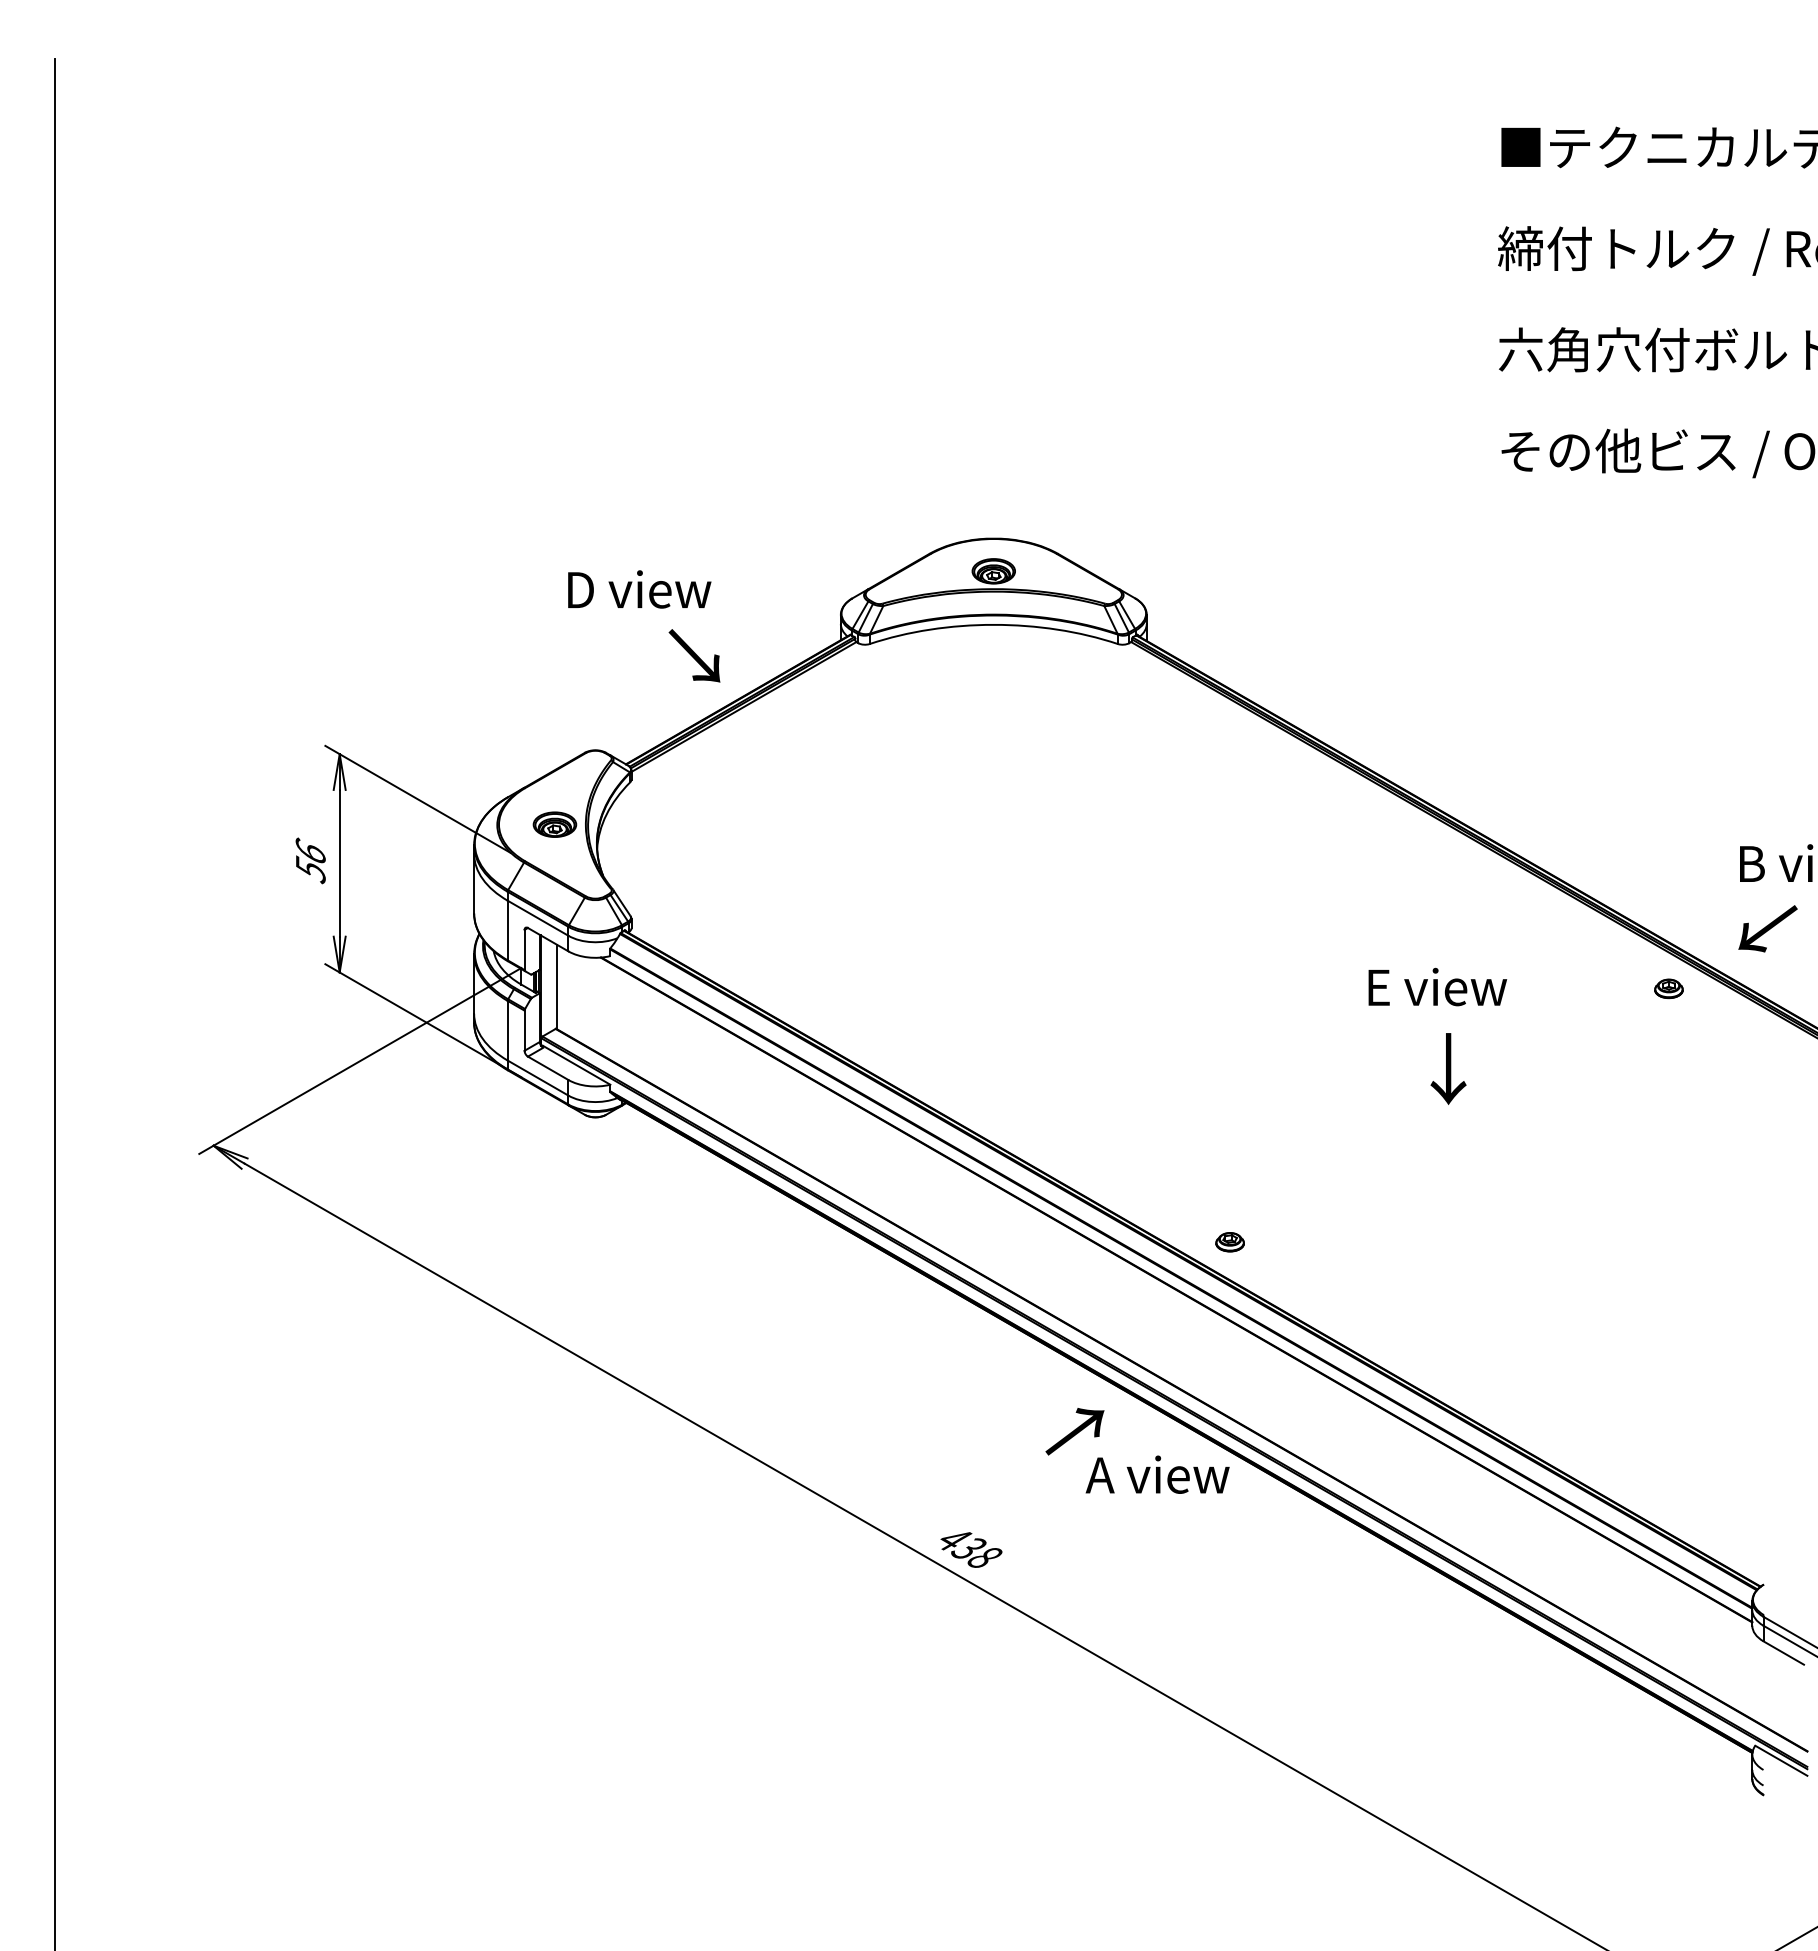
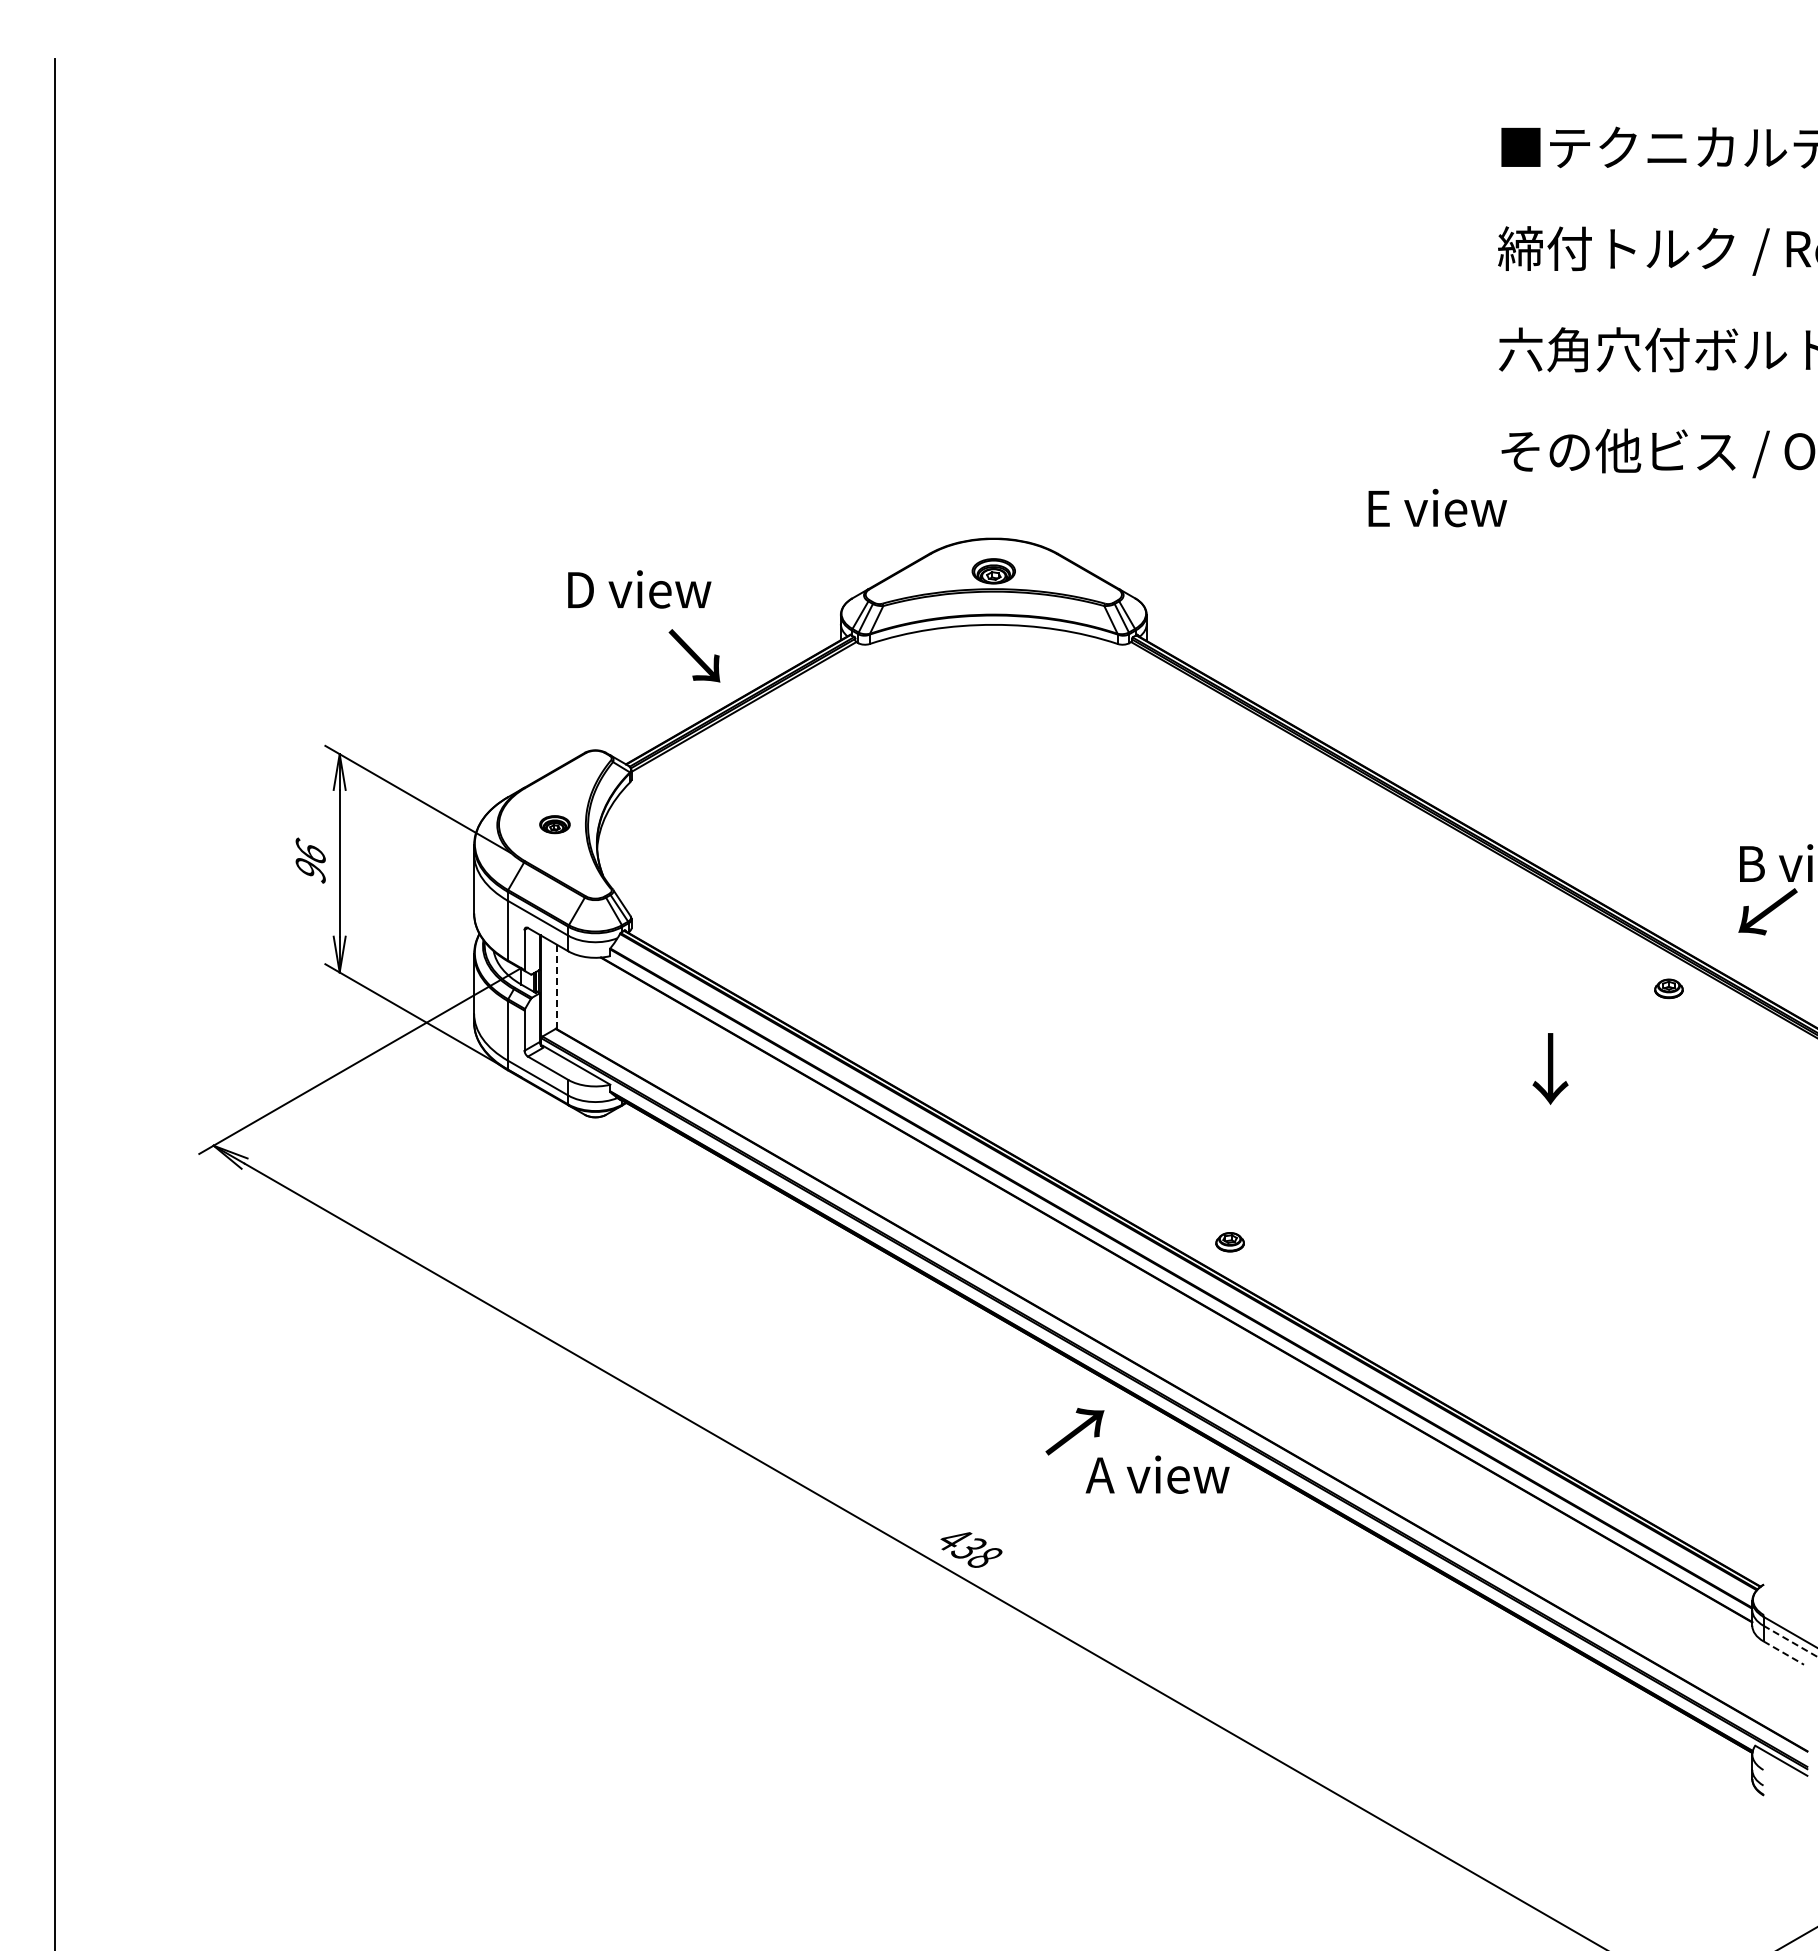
part size: 46x27 px -> 32x20 px (554, 824)
text: 56 -> 96 (310, 869)
text position: (1767, 928) -> (1767, 911) (1767, 911)
line: solid -> dashed (556, 986)
text position: (1437, 986) -> (1437, 507) (1437, 507)
text position: (1448, 1068) -> (1550, 1068) (1550, 1068)
line: solid -> dashed (1790, 1641)
line: solid -> dashed (1784, 1653)
